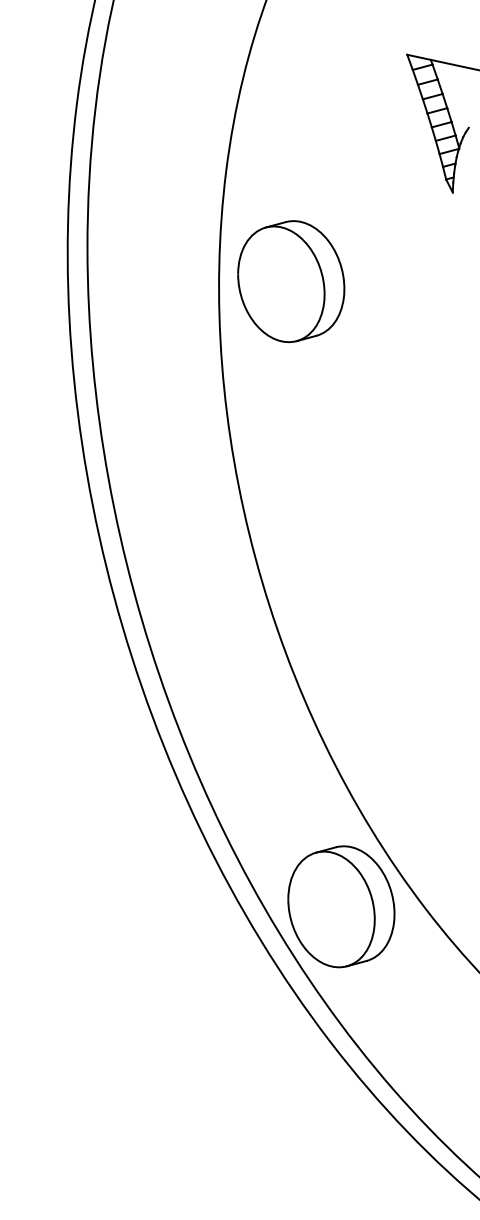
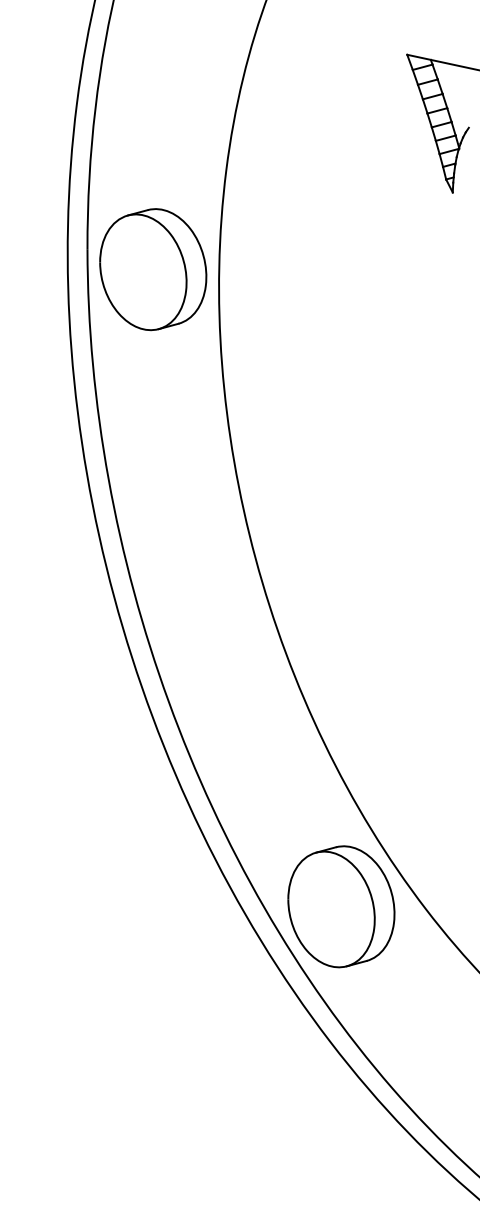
part position: (291, 281) -> (153, 269) (153, 269)
